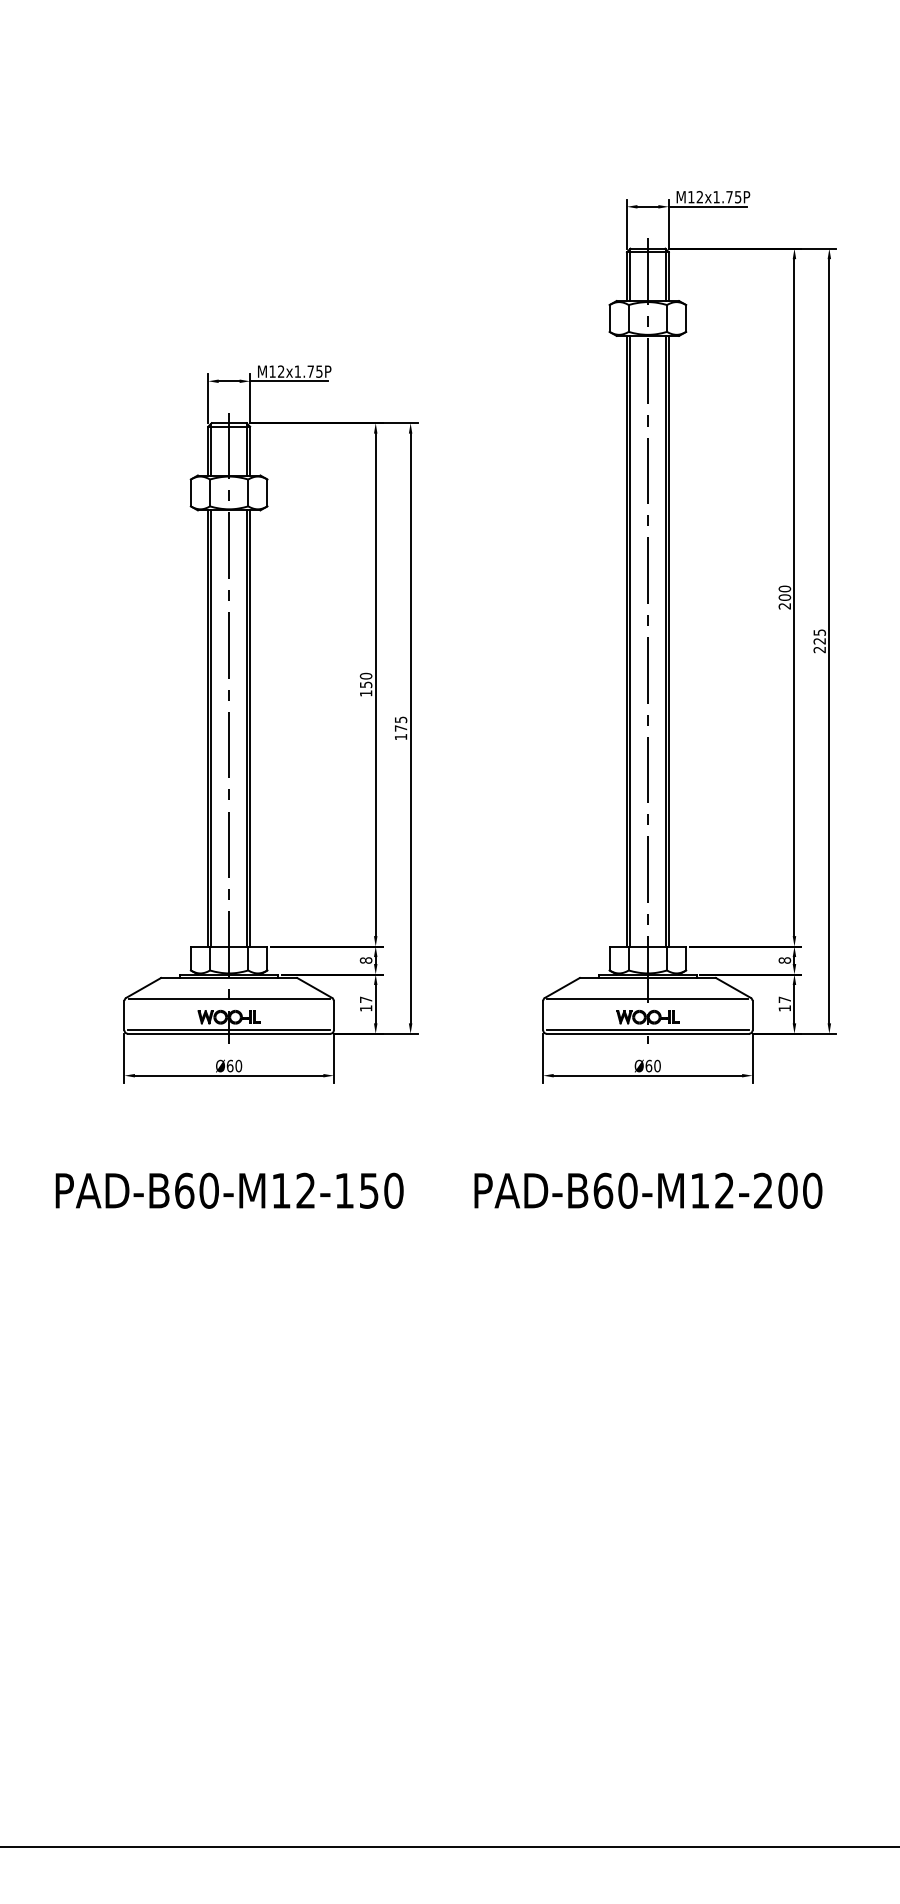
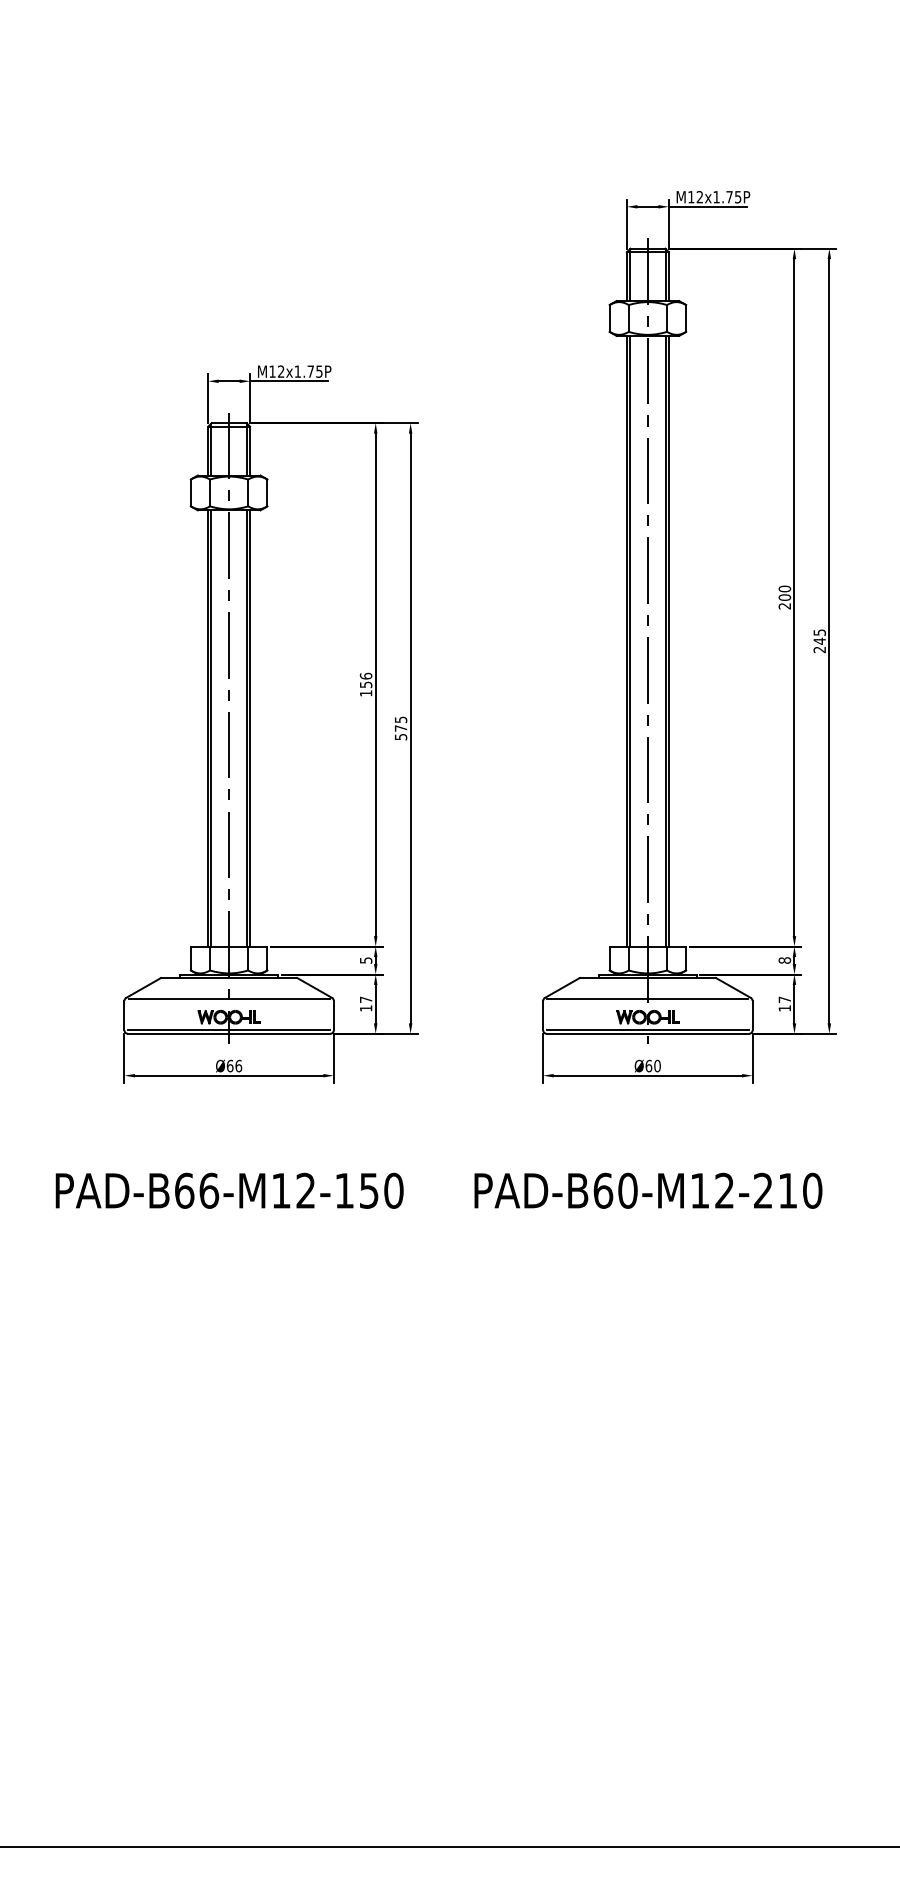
text: 225 -> 245 (819, 640)
text: 150 -> 156 (365, 675)
text: 175 -> 575 (401, 737)
text: 8 -> 5 (365, 960)
text: Ø60 -> Ø66 (238, 1065)
text: PAD-B60-M12-150 -> PAD-B66-M12-150 (209, 1190)
text: PAD-B60-M12-200 -> PAD-B60-M12-210 (787, 1190)
